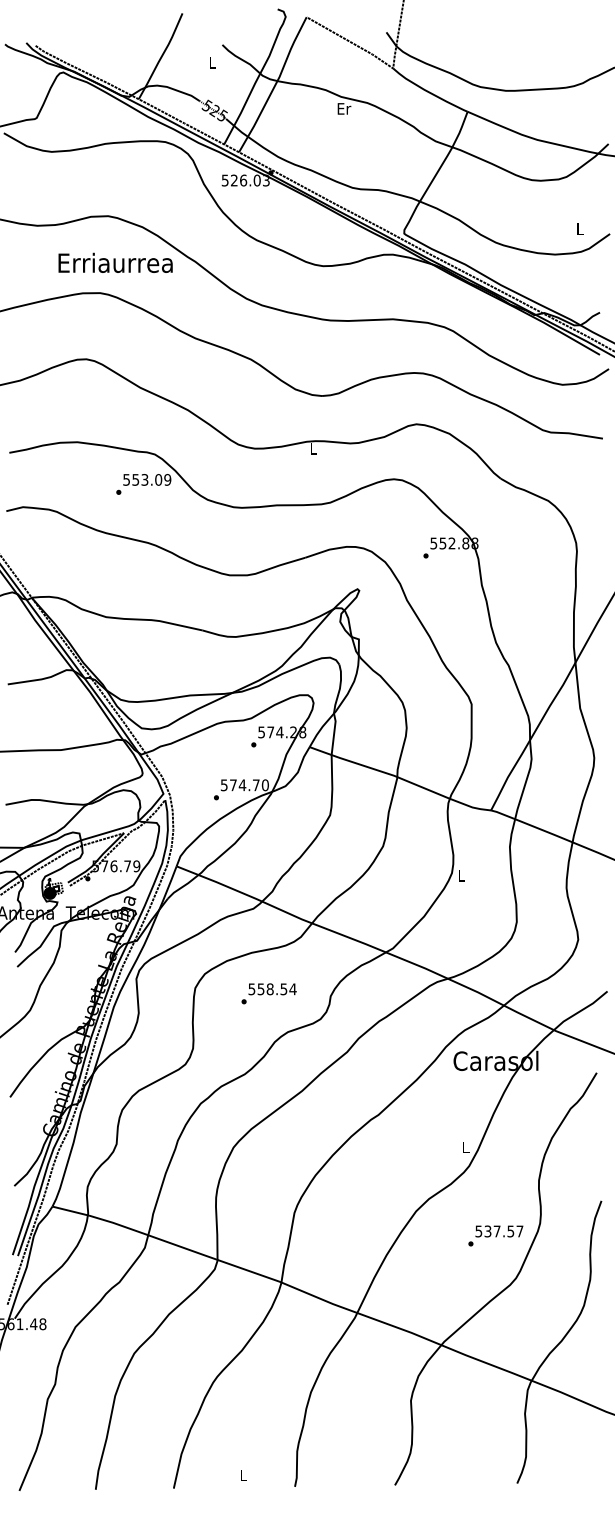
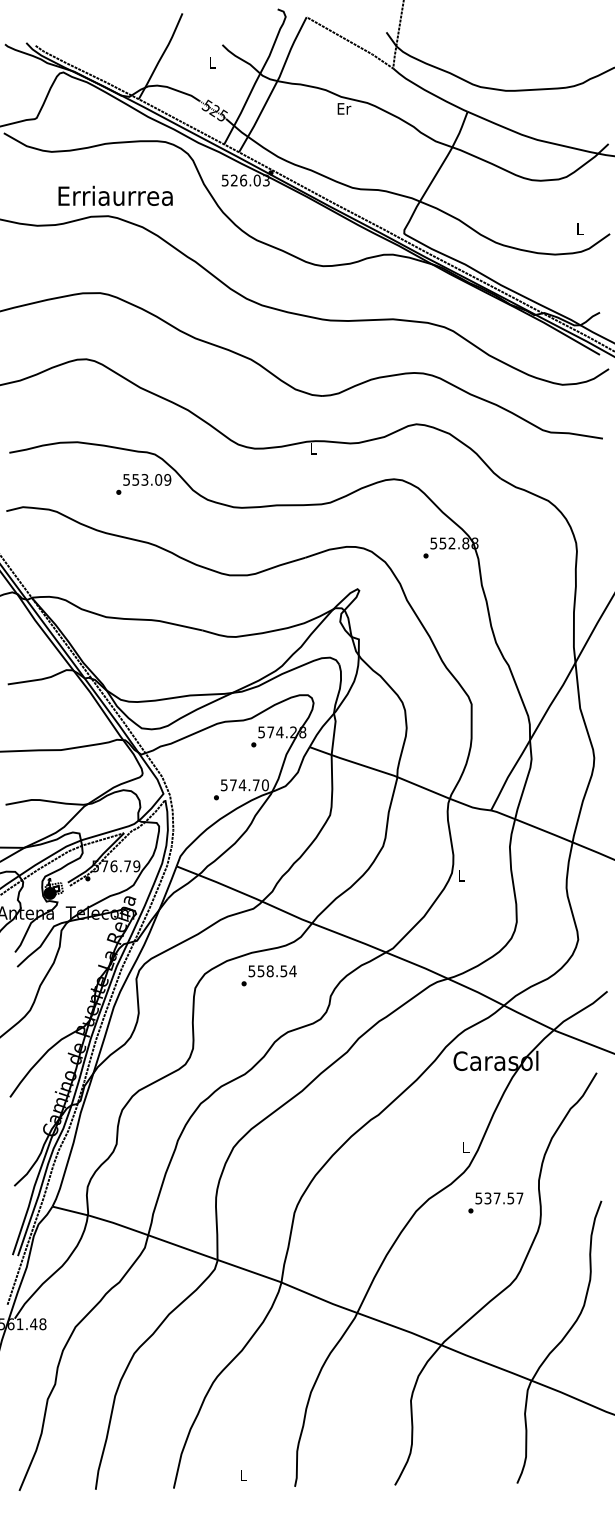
text position: (115, 262) -> (115, 195) (115, 195)
text position: (268, 993) -> (268, 975) (268, 975)
text position: (495, 1235) -> (495, 1202) (495, 1202)
